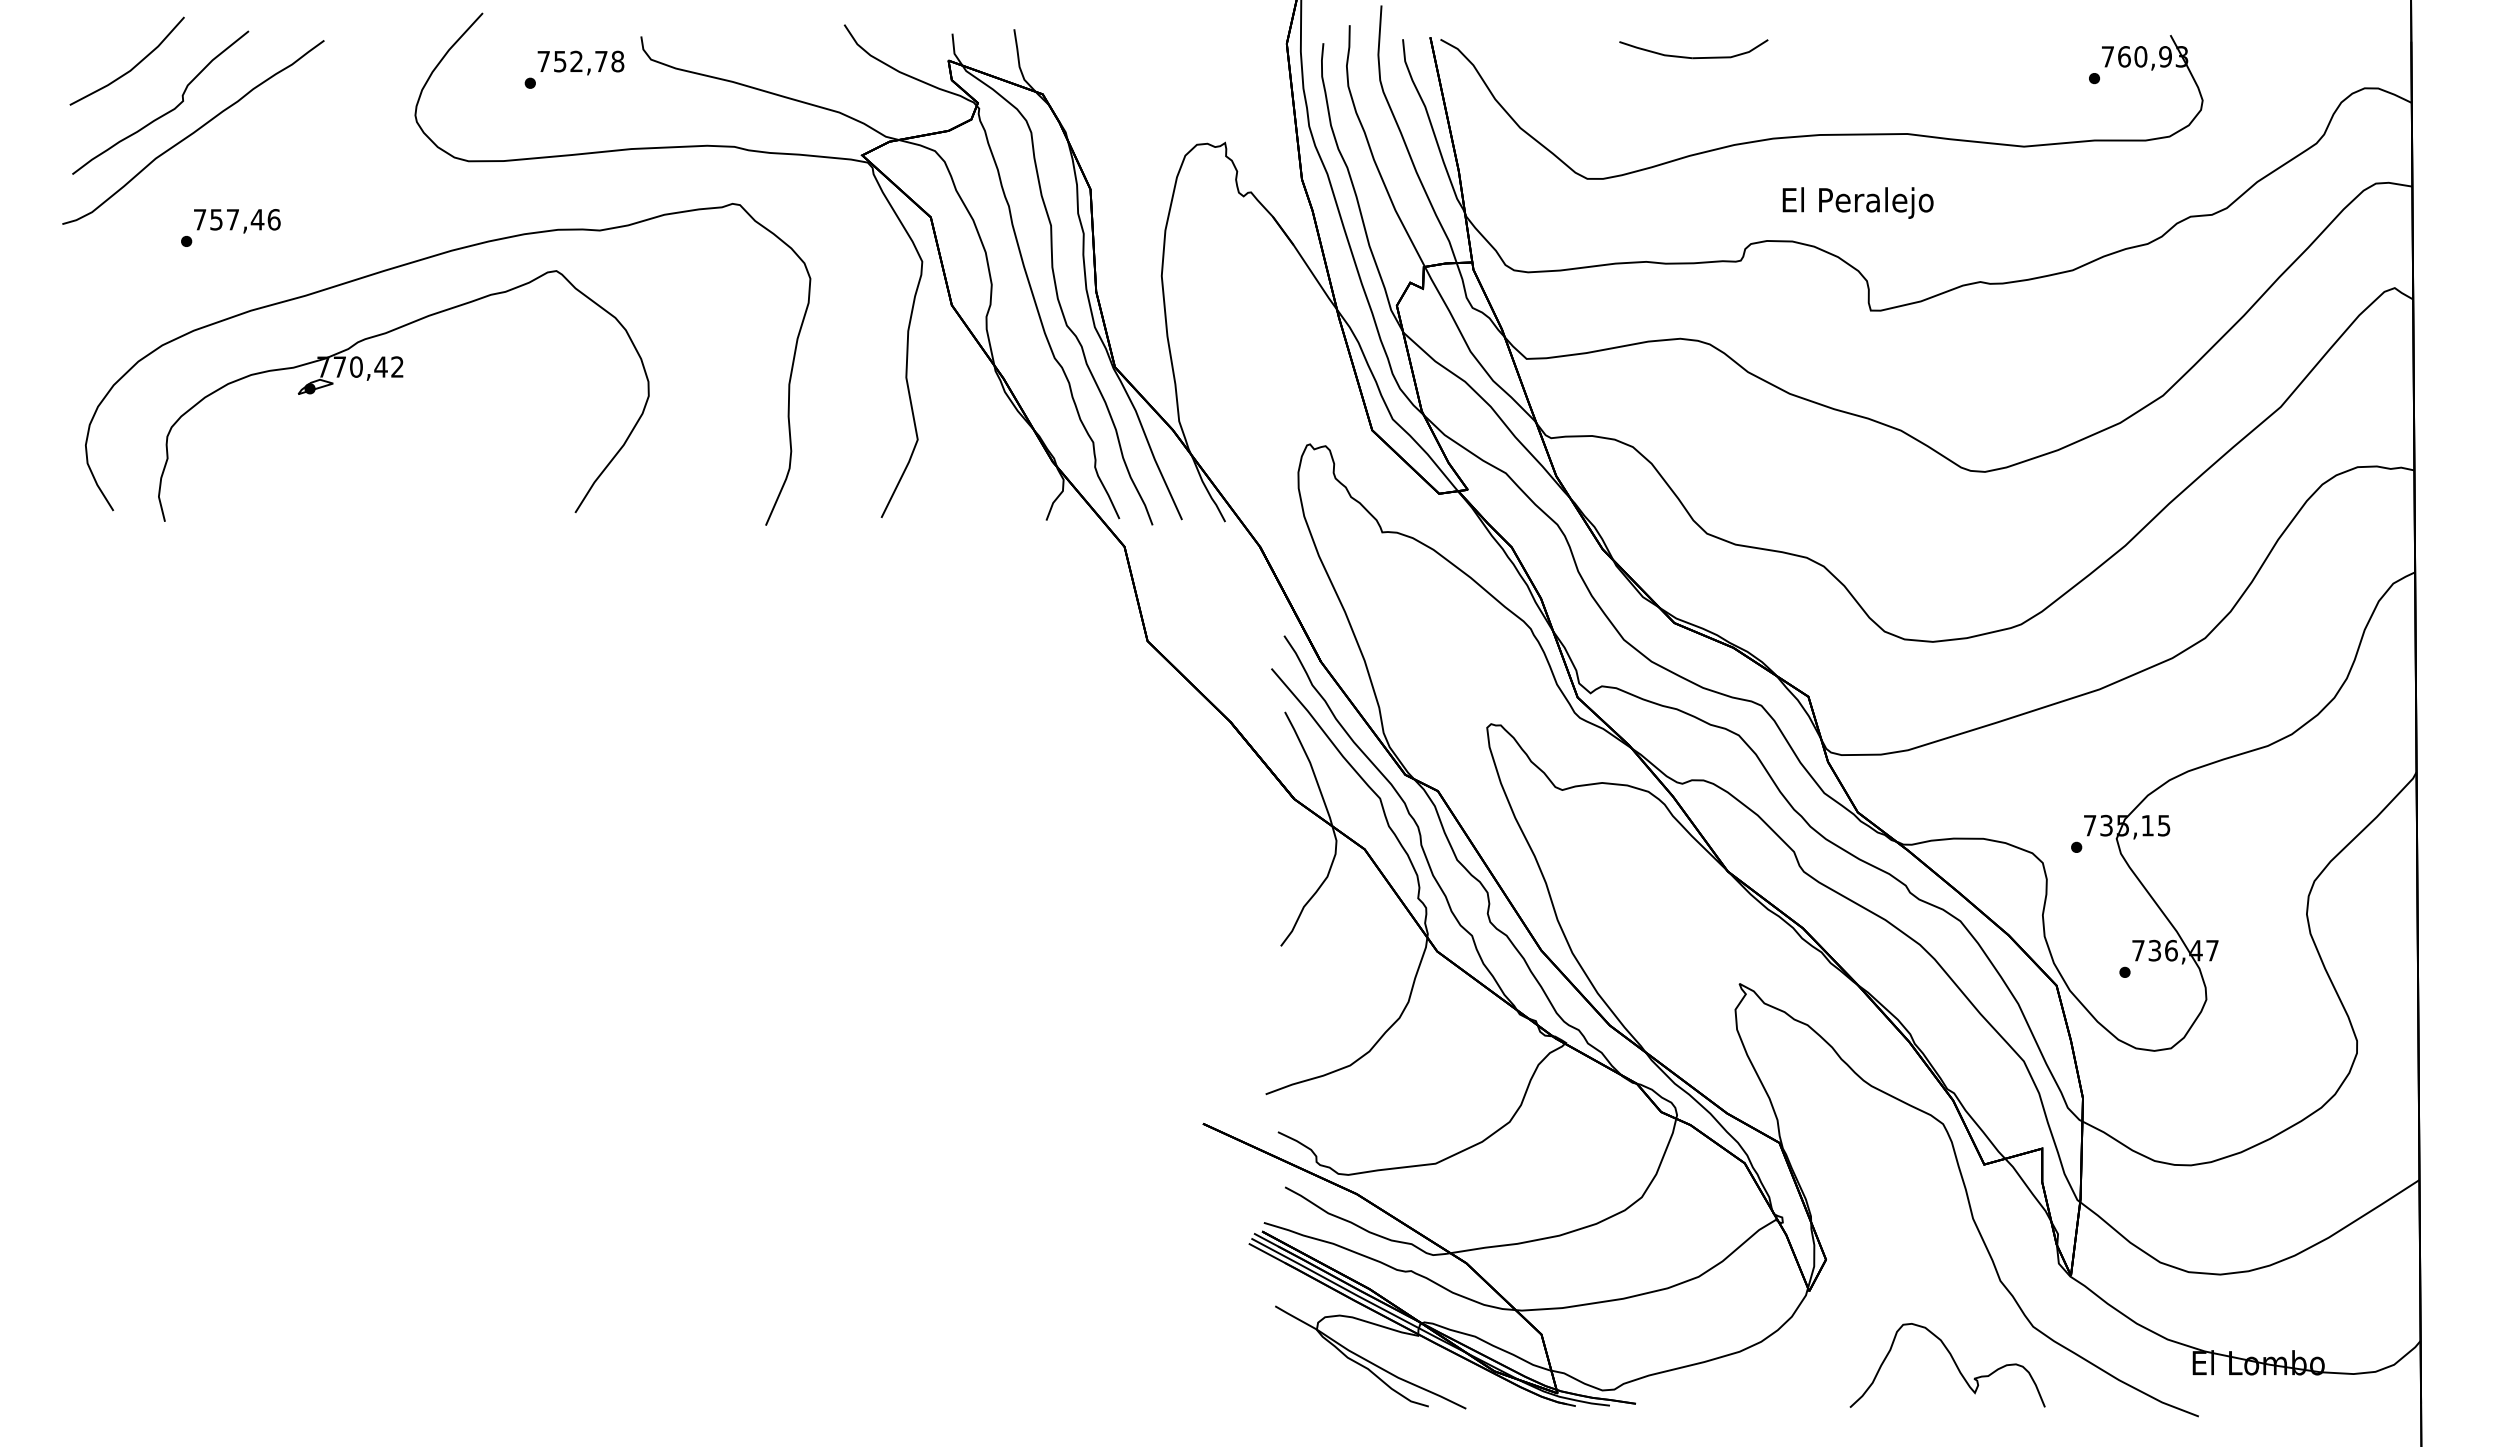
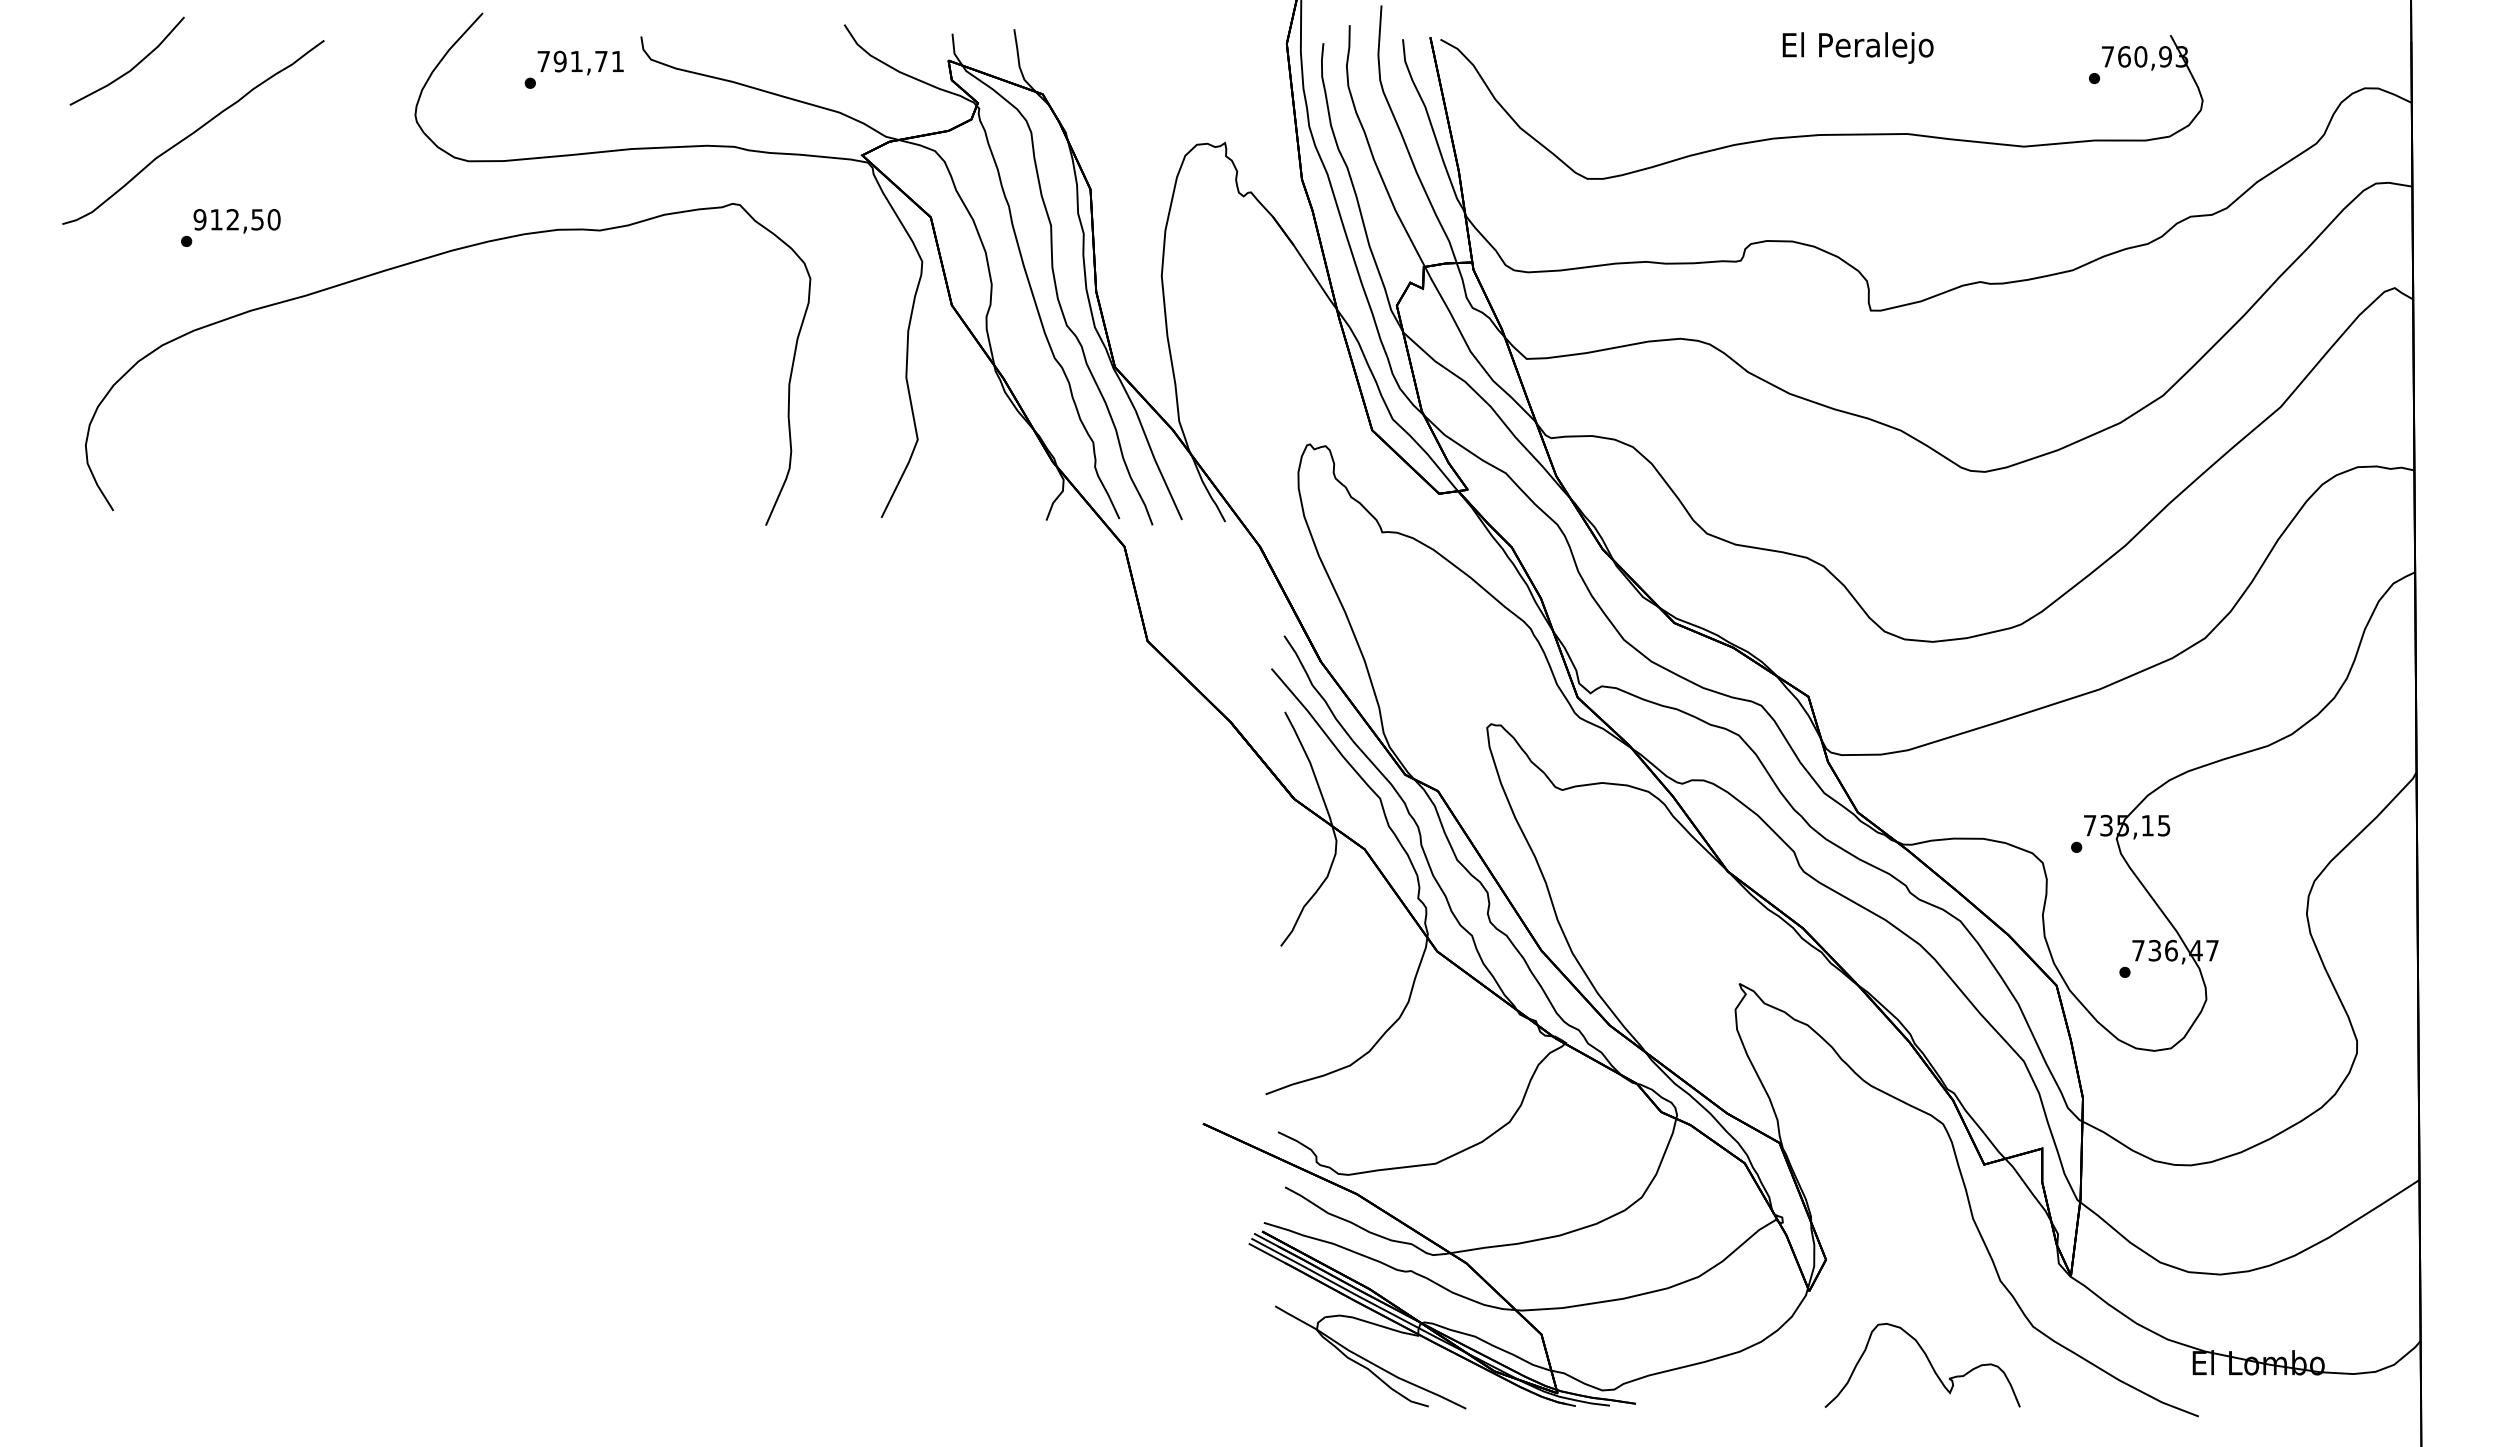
part: present -> none (1693, 57)
text: 752,78 -> 791,71 (588, 61)
part: present -> none (166, 112)
text position: (1857, 202) -> (1857, 47) (1857, 47)
text: 757,46 -> 912,50 (236, 219)
part: present -> none (403, 377)
curve position: (1953, 1362) -> (1928, 1362) (1928, 1362)
